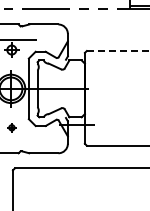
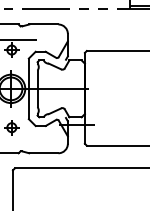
line: dashed -> solid (118, 51)
part size: 10x10 px -> 16x16 px (11, 127)
